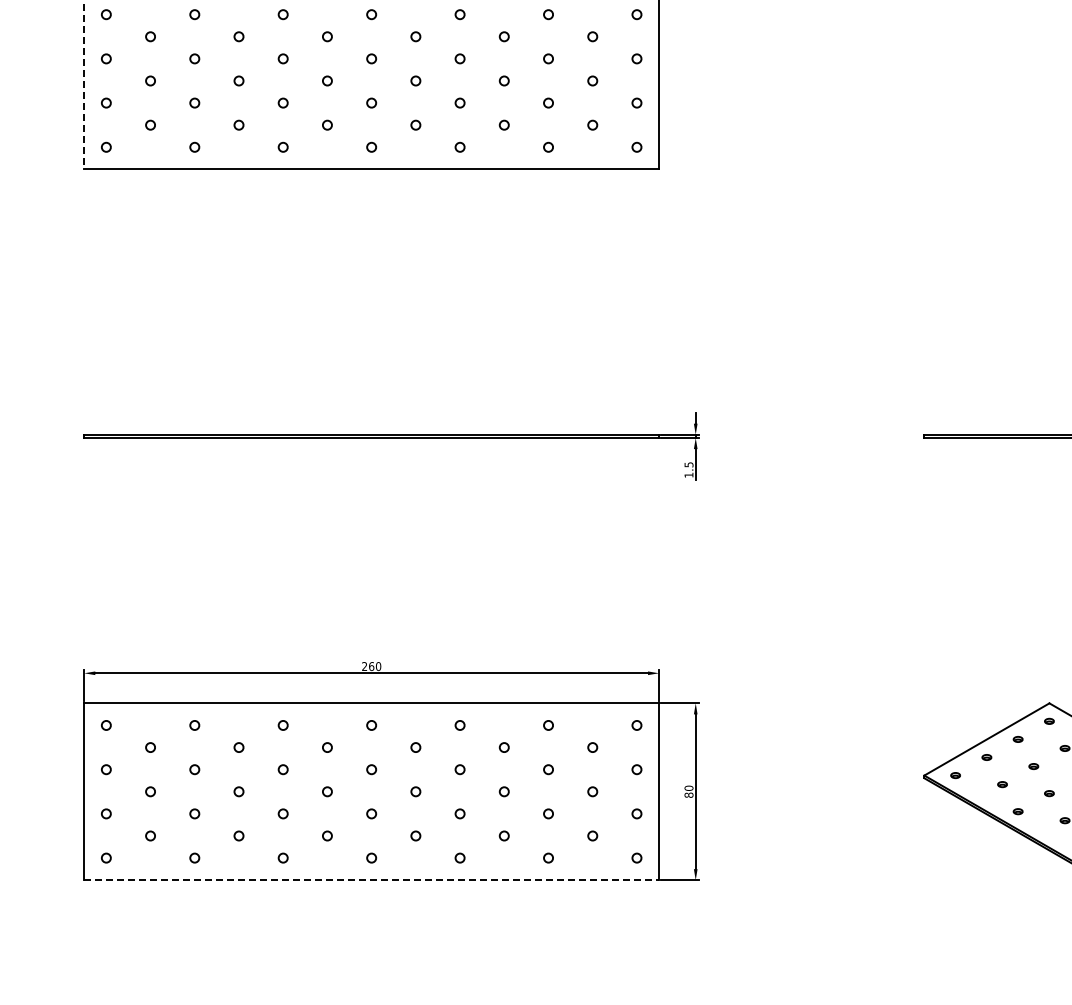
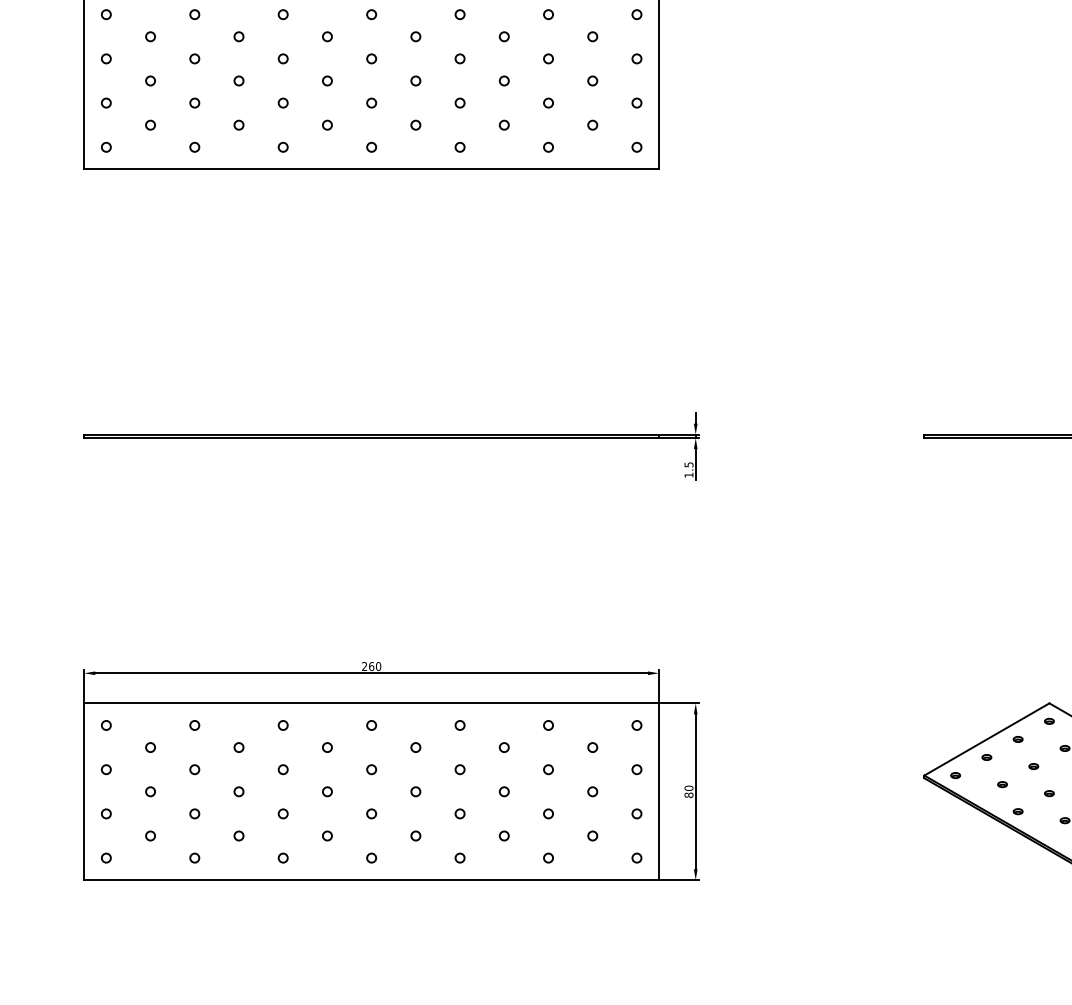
line: dashed -> solid (84, 85)
line: dashed -> solid (372, 880)
